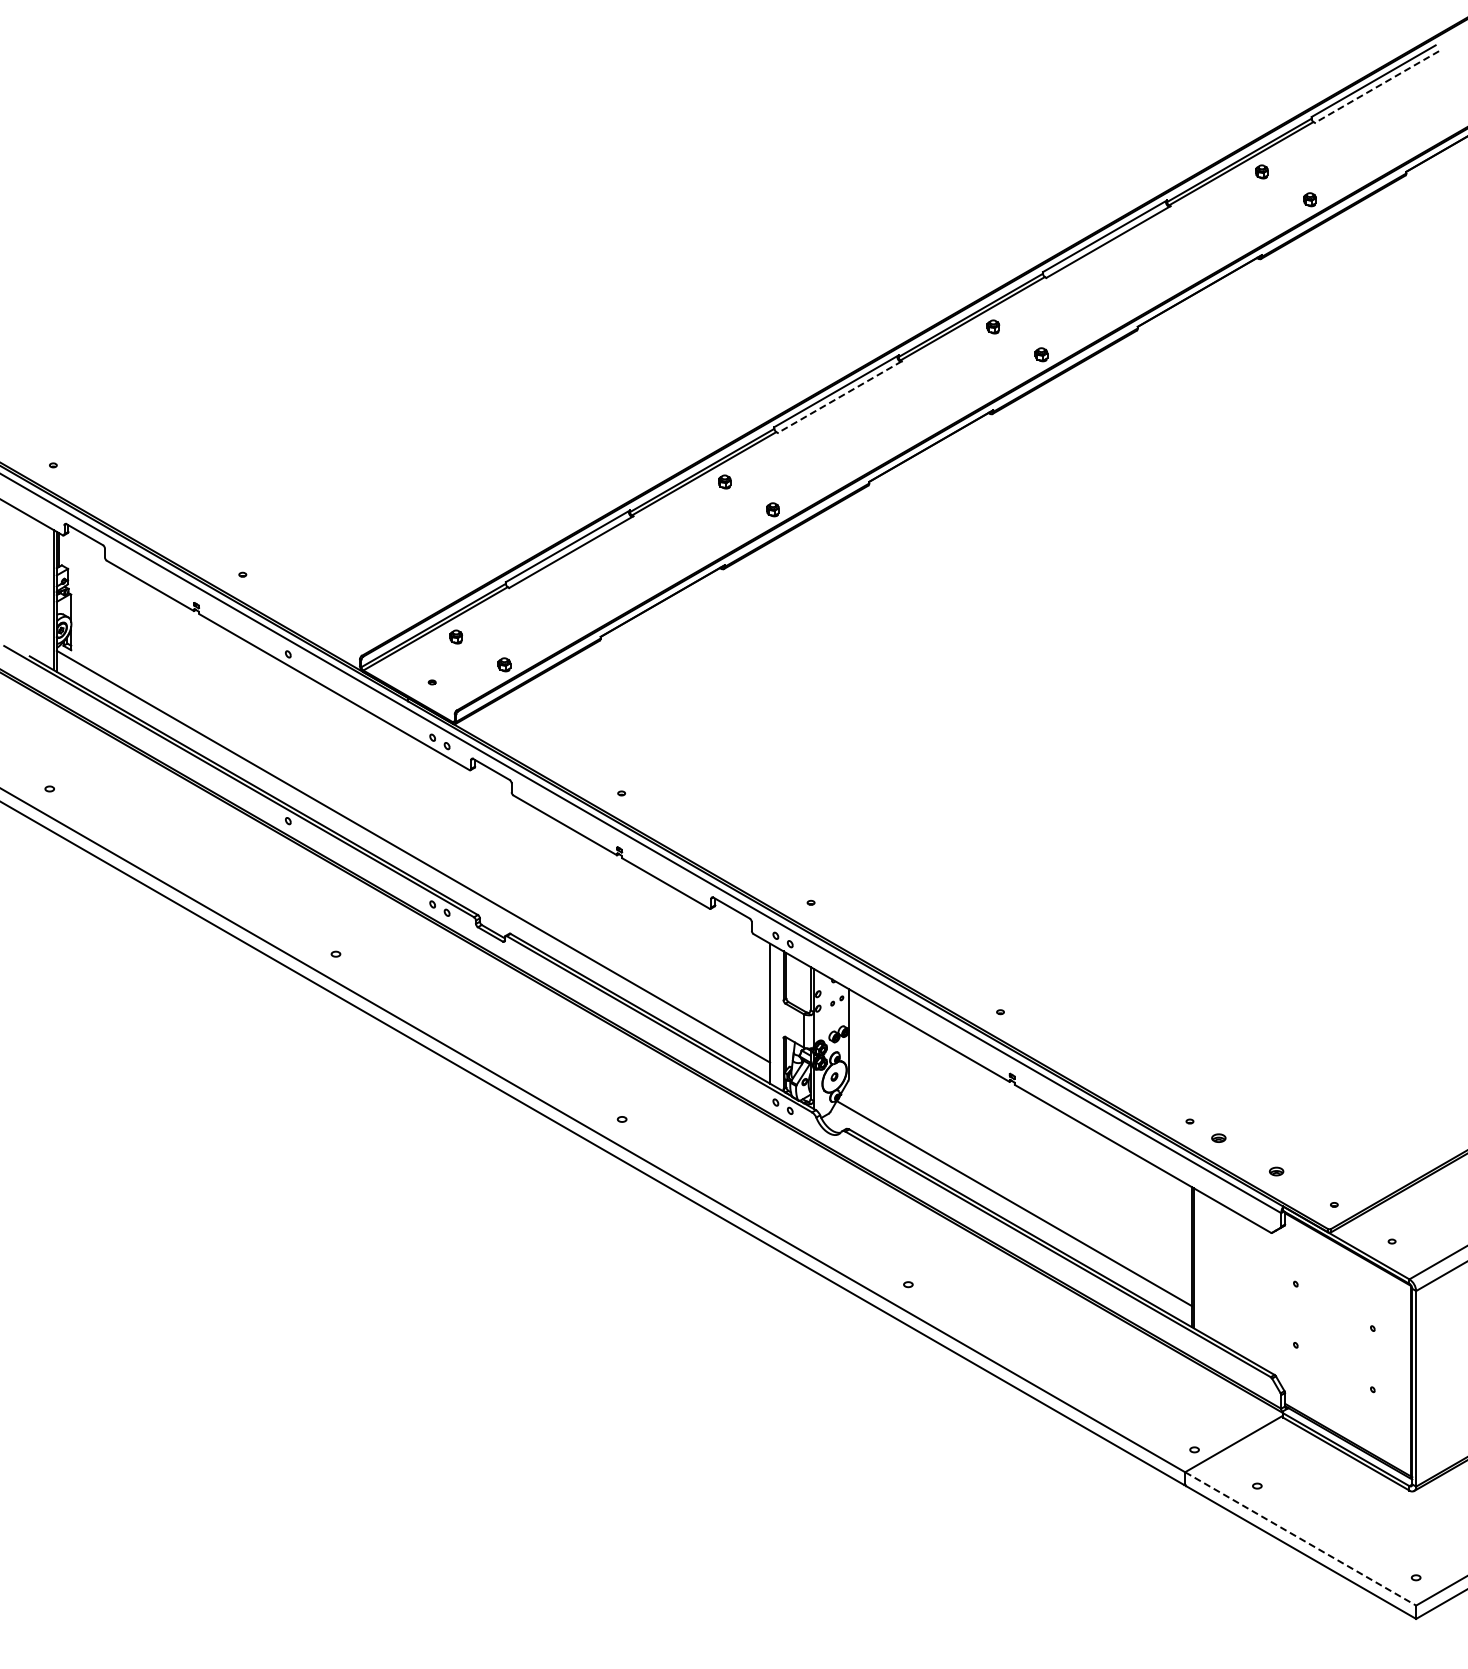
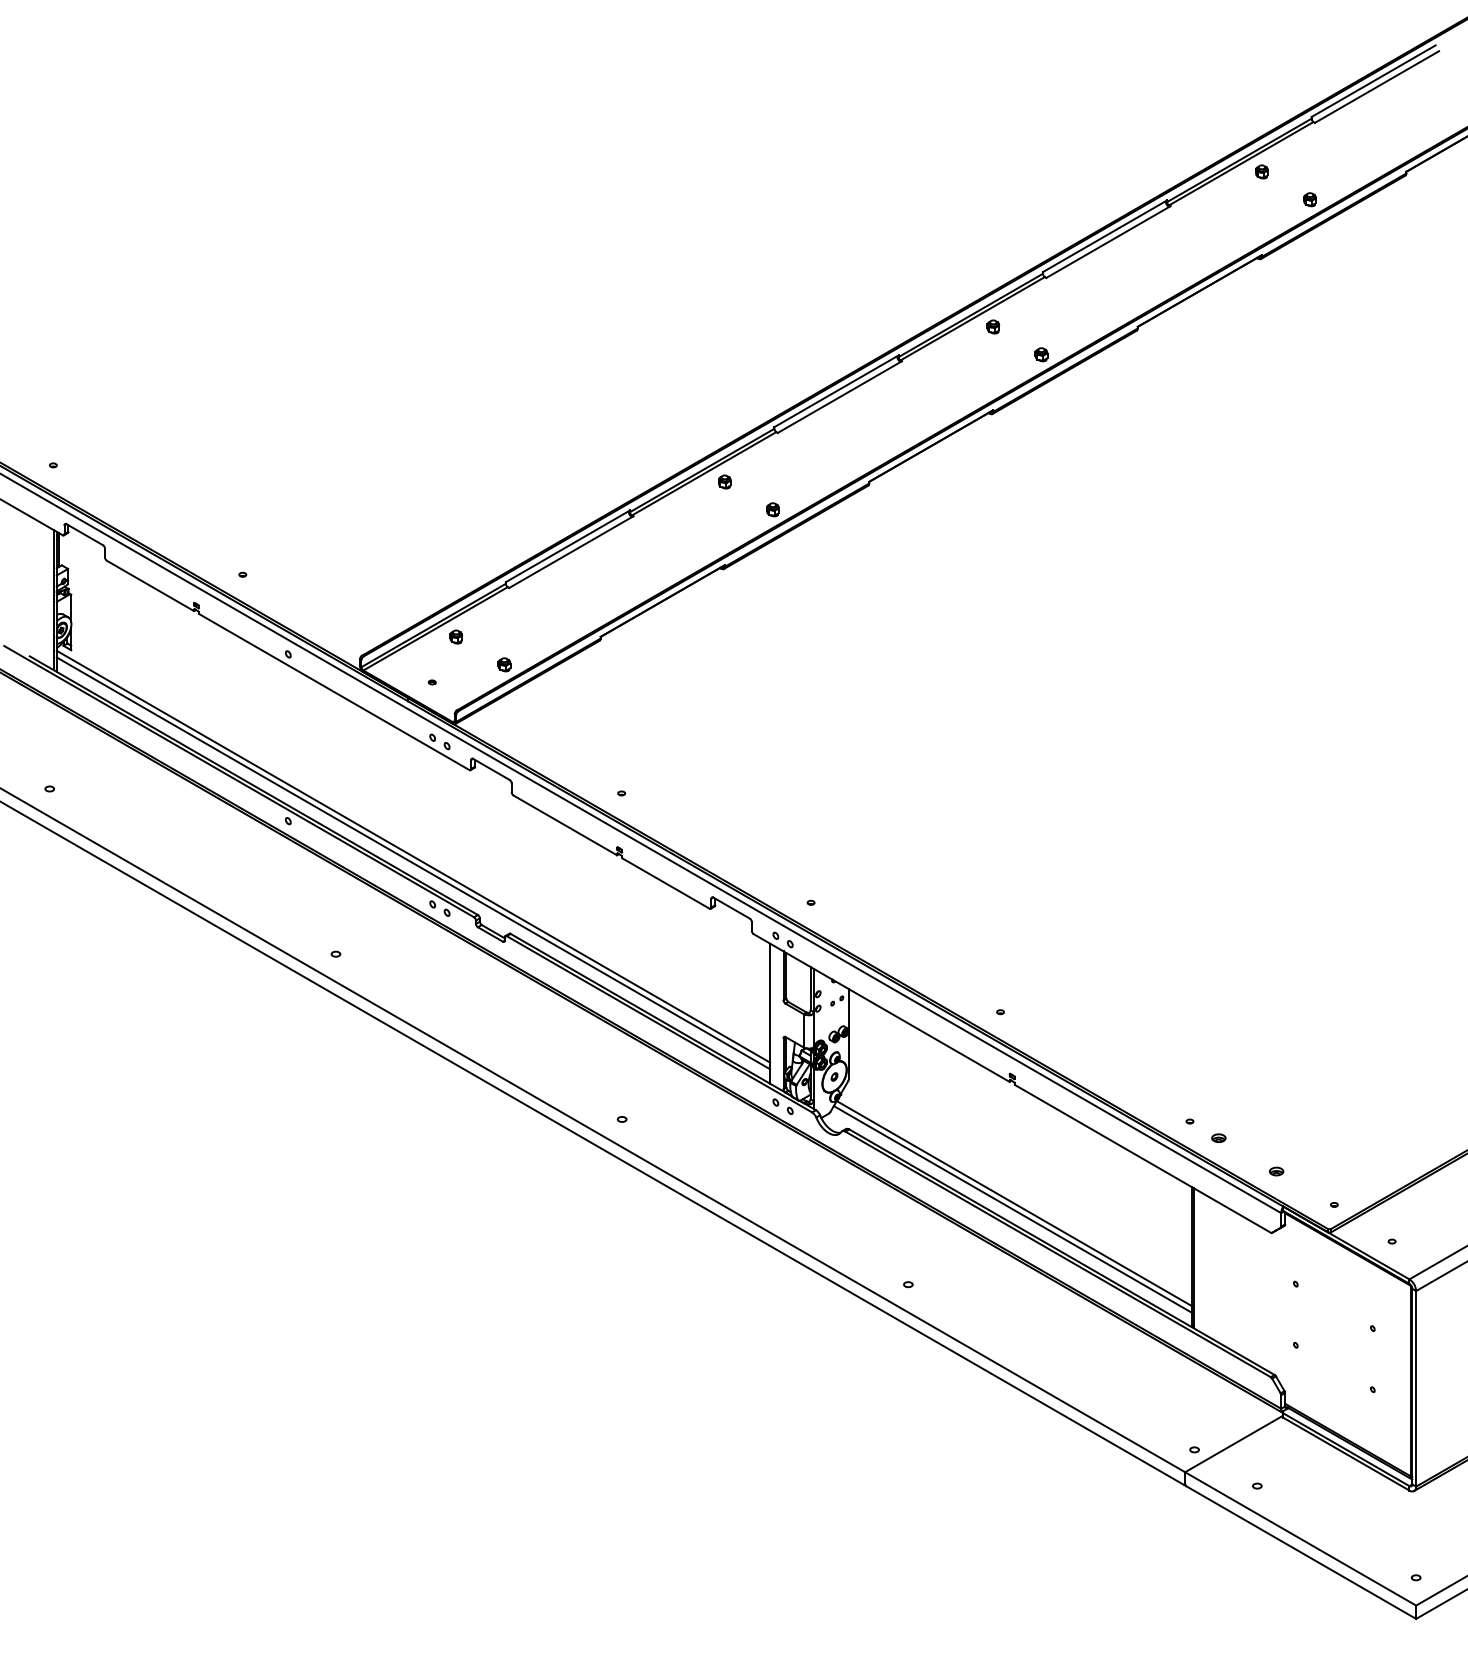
line: dashed -> solid (1376, 87)
line: dashed -> solid (839, 397)
line: none -> present (413, 863)
line: none -> present (1012, 1209)
line: dashed -> solid (1301, 1539)
